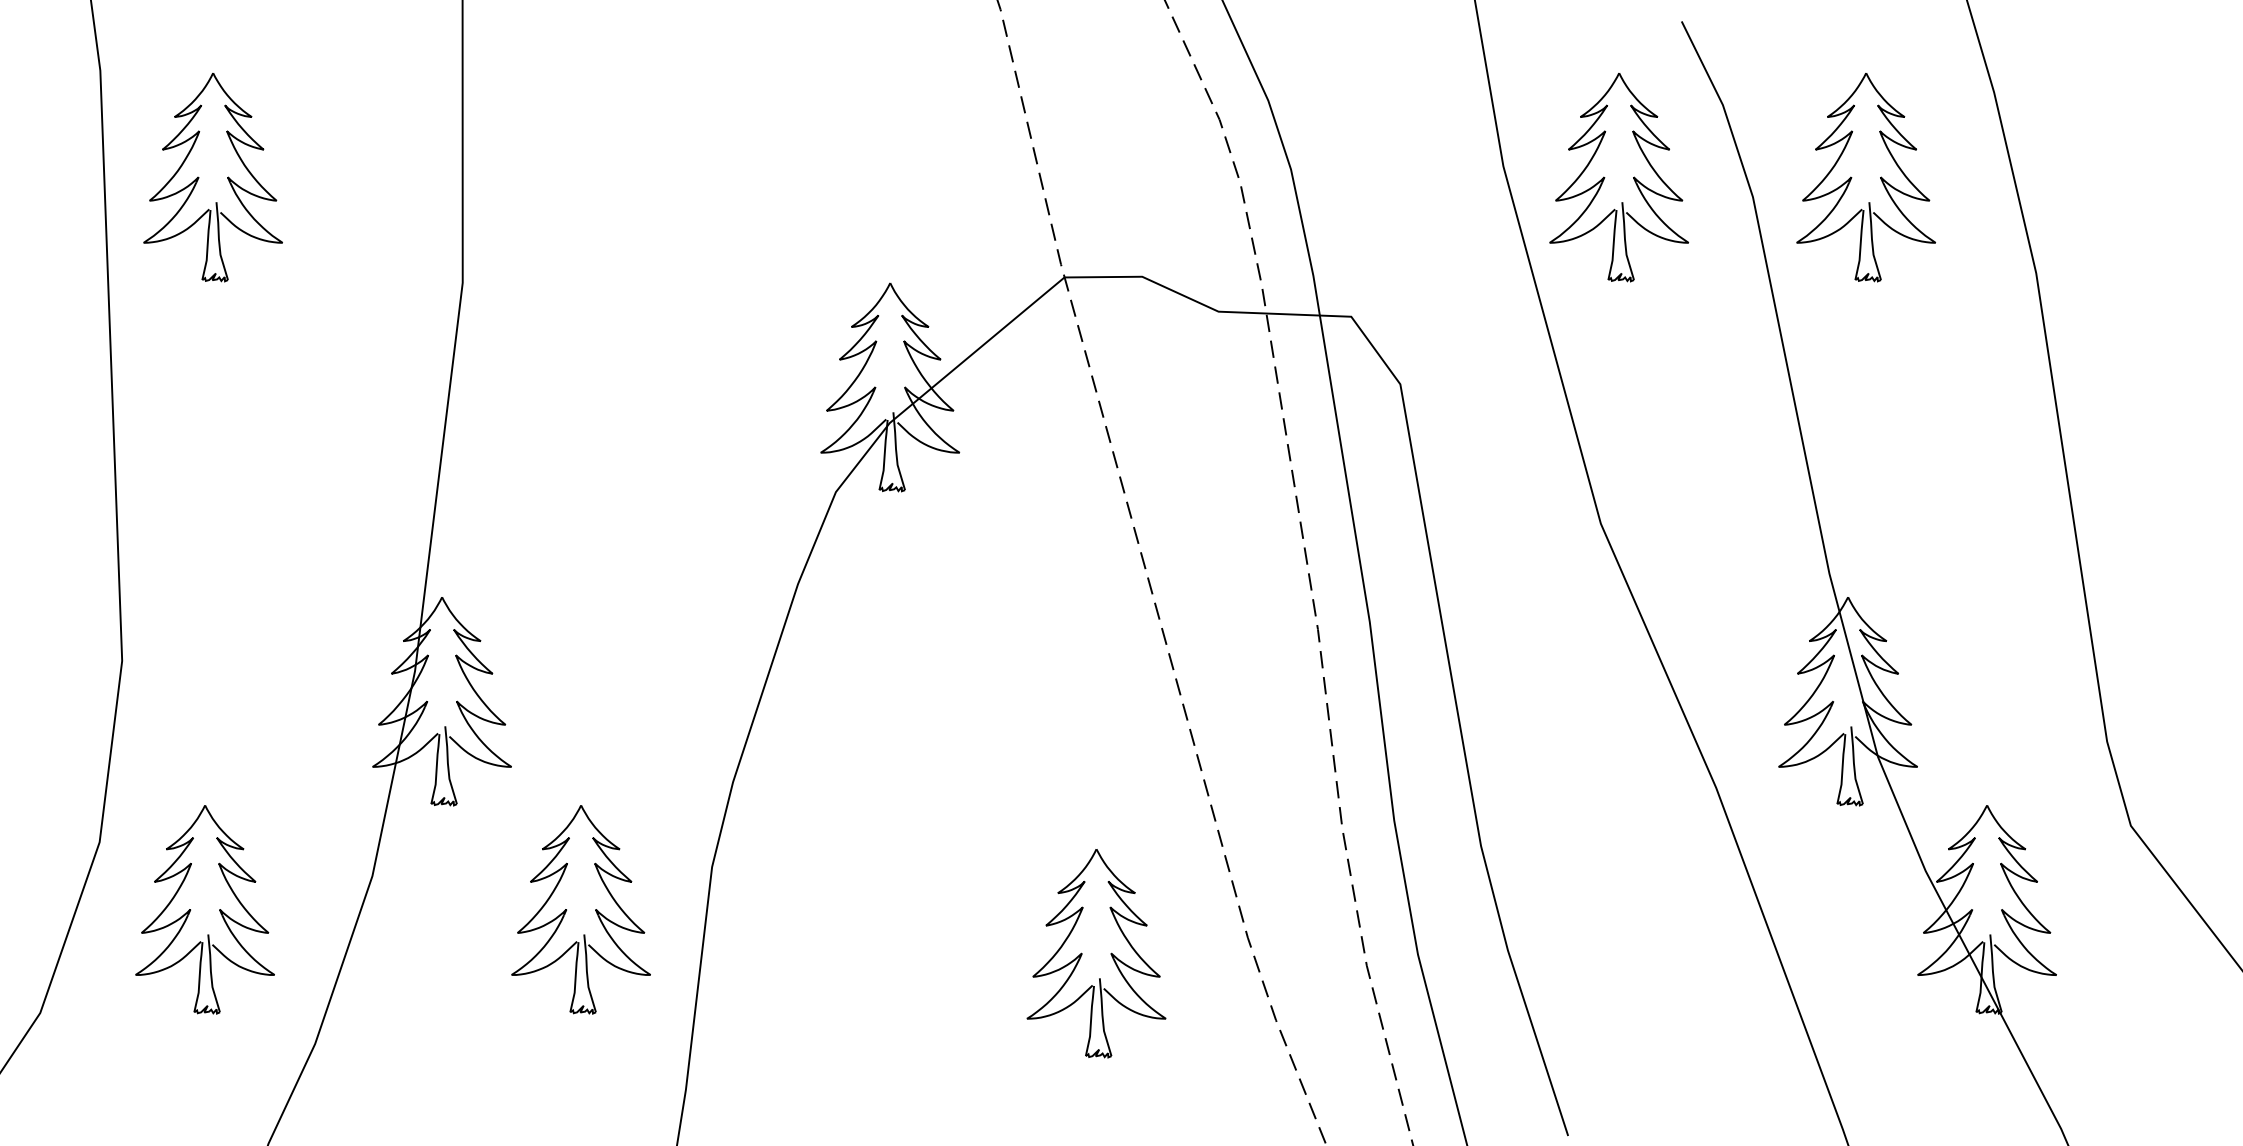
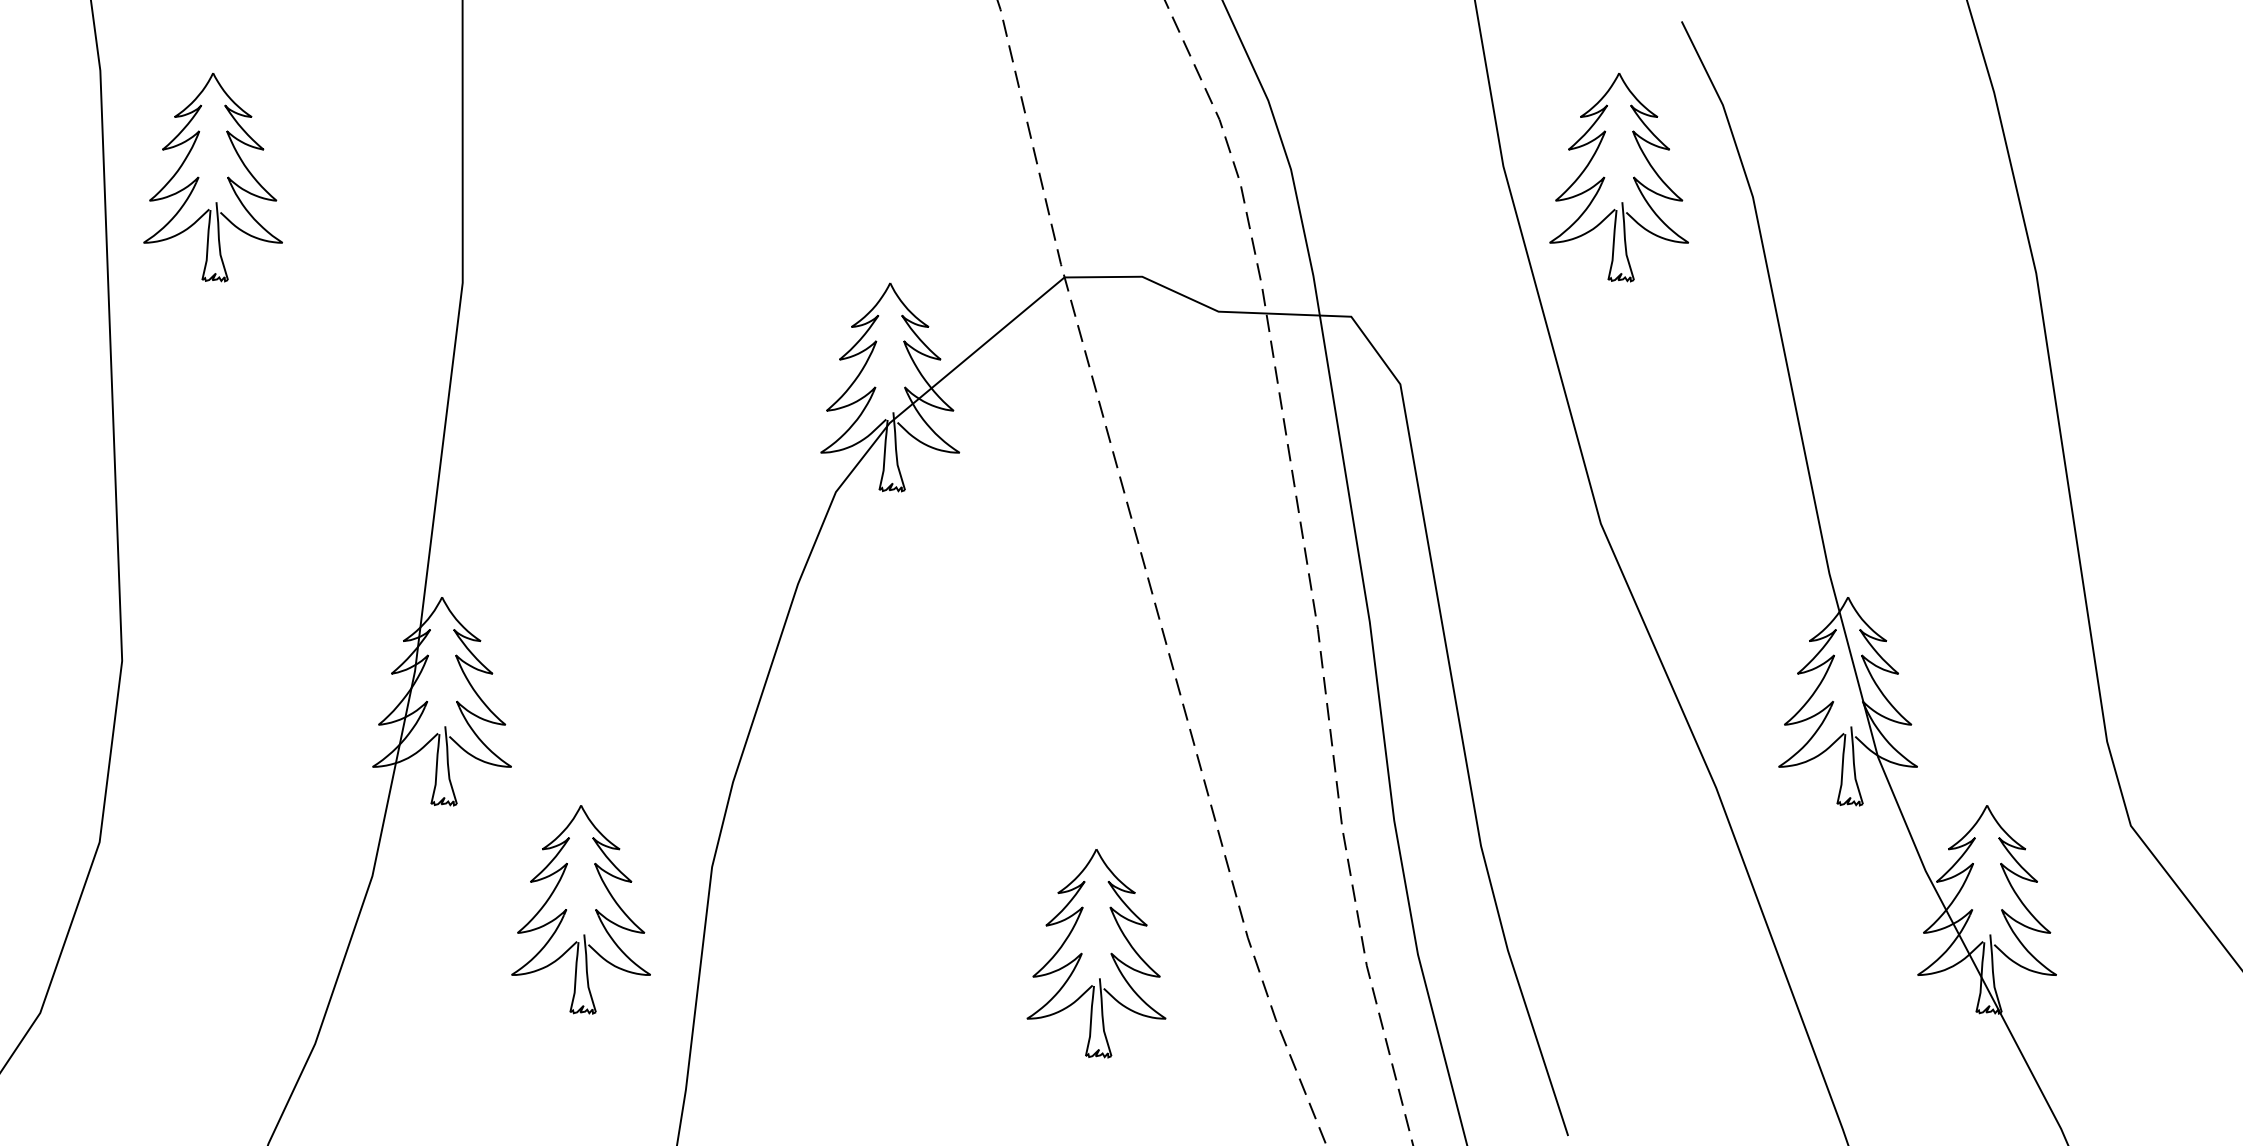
part: present -> none (1852, 177)
part: present -> none (191, 910)
